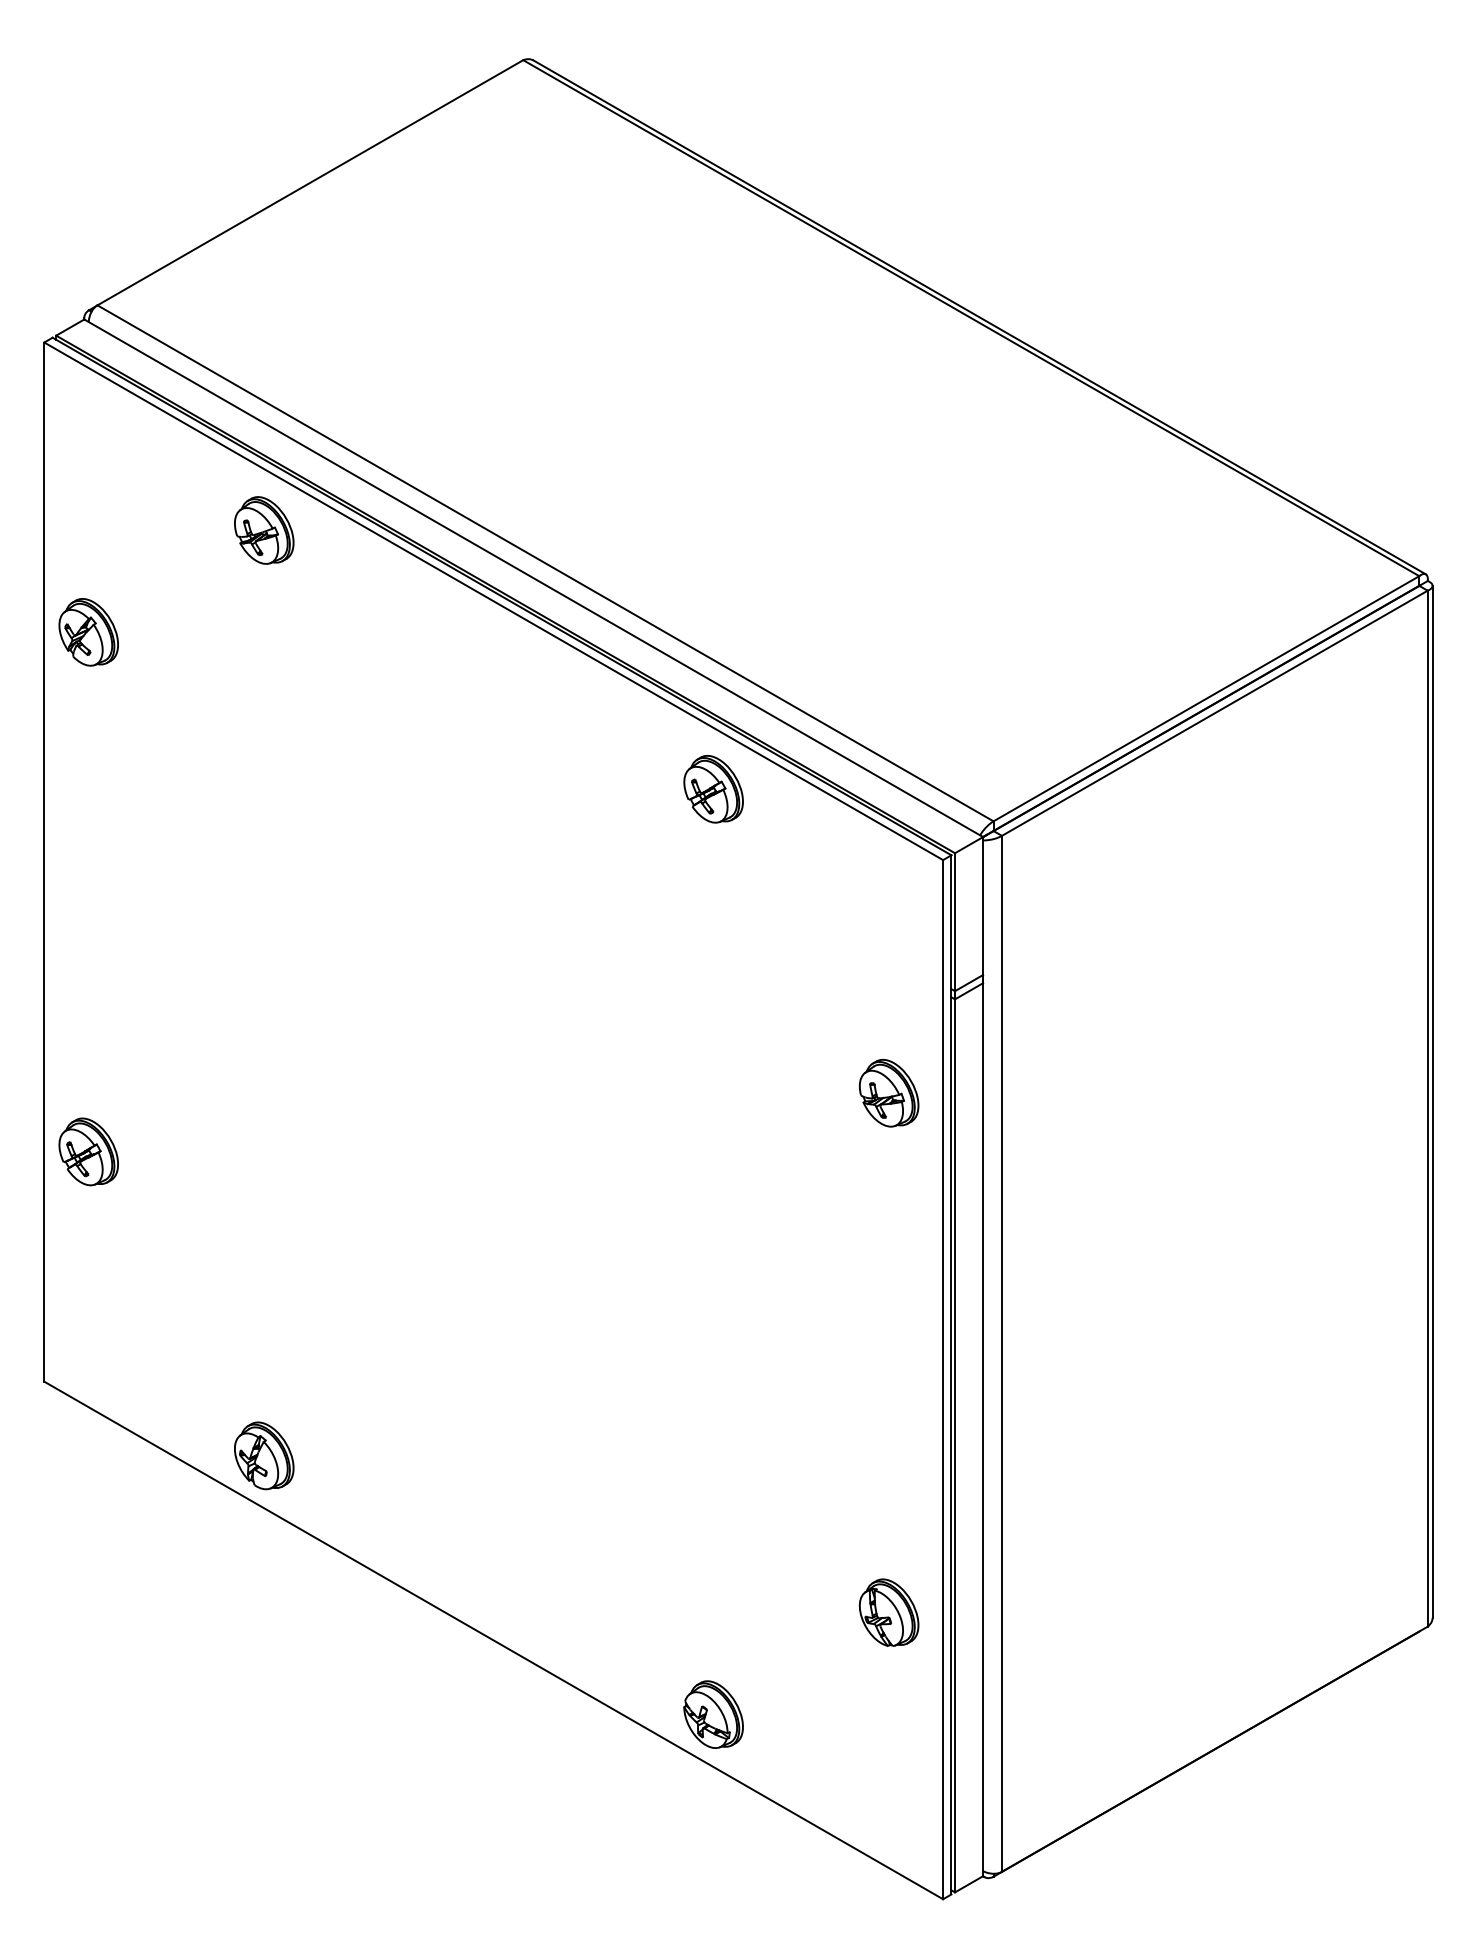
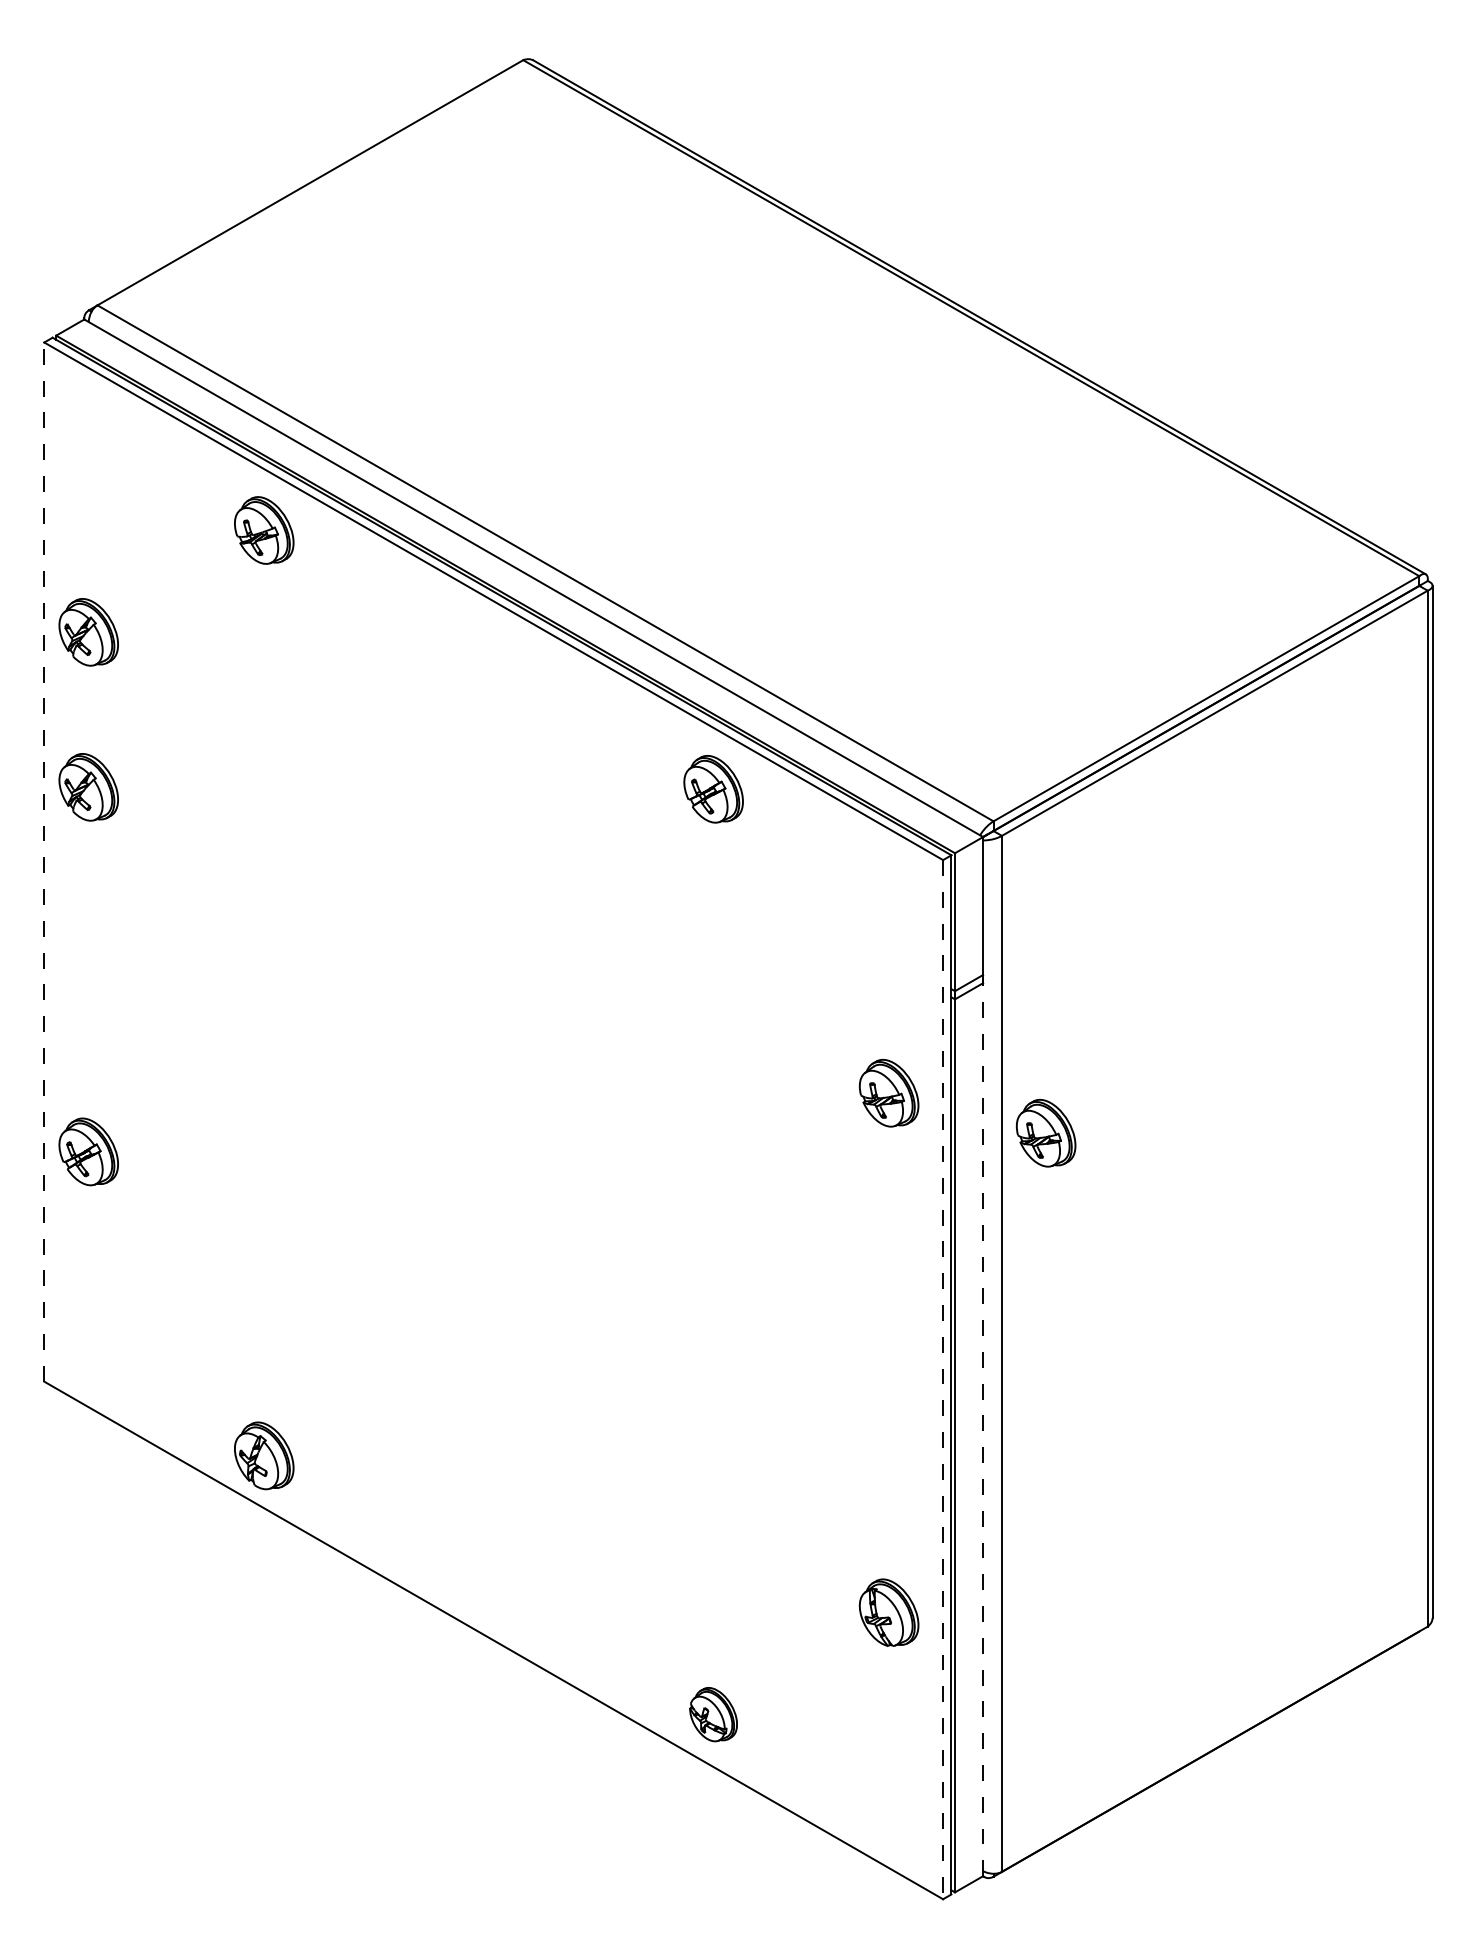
part: none -> present (88, 787)
line: solid -> dashed (44, 862)
part: none -> present (1045, 1132)
line: solid -> dashed (943, 1379)
line: solid -> dashed (983, 1425)
part size: 61x69 px -> 49x56 px (713, 1714)
